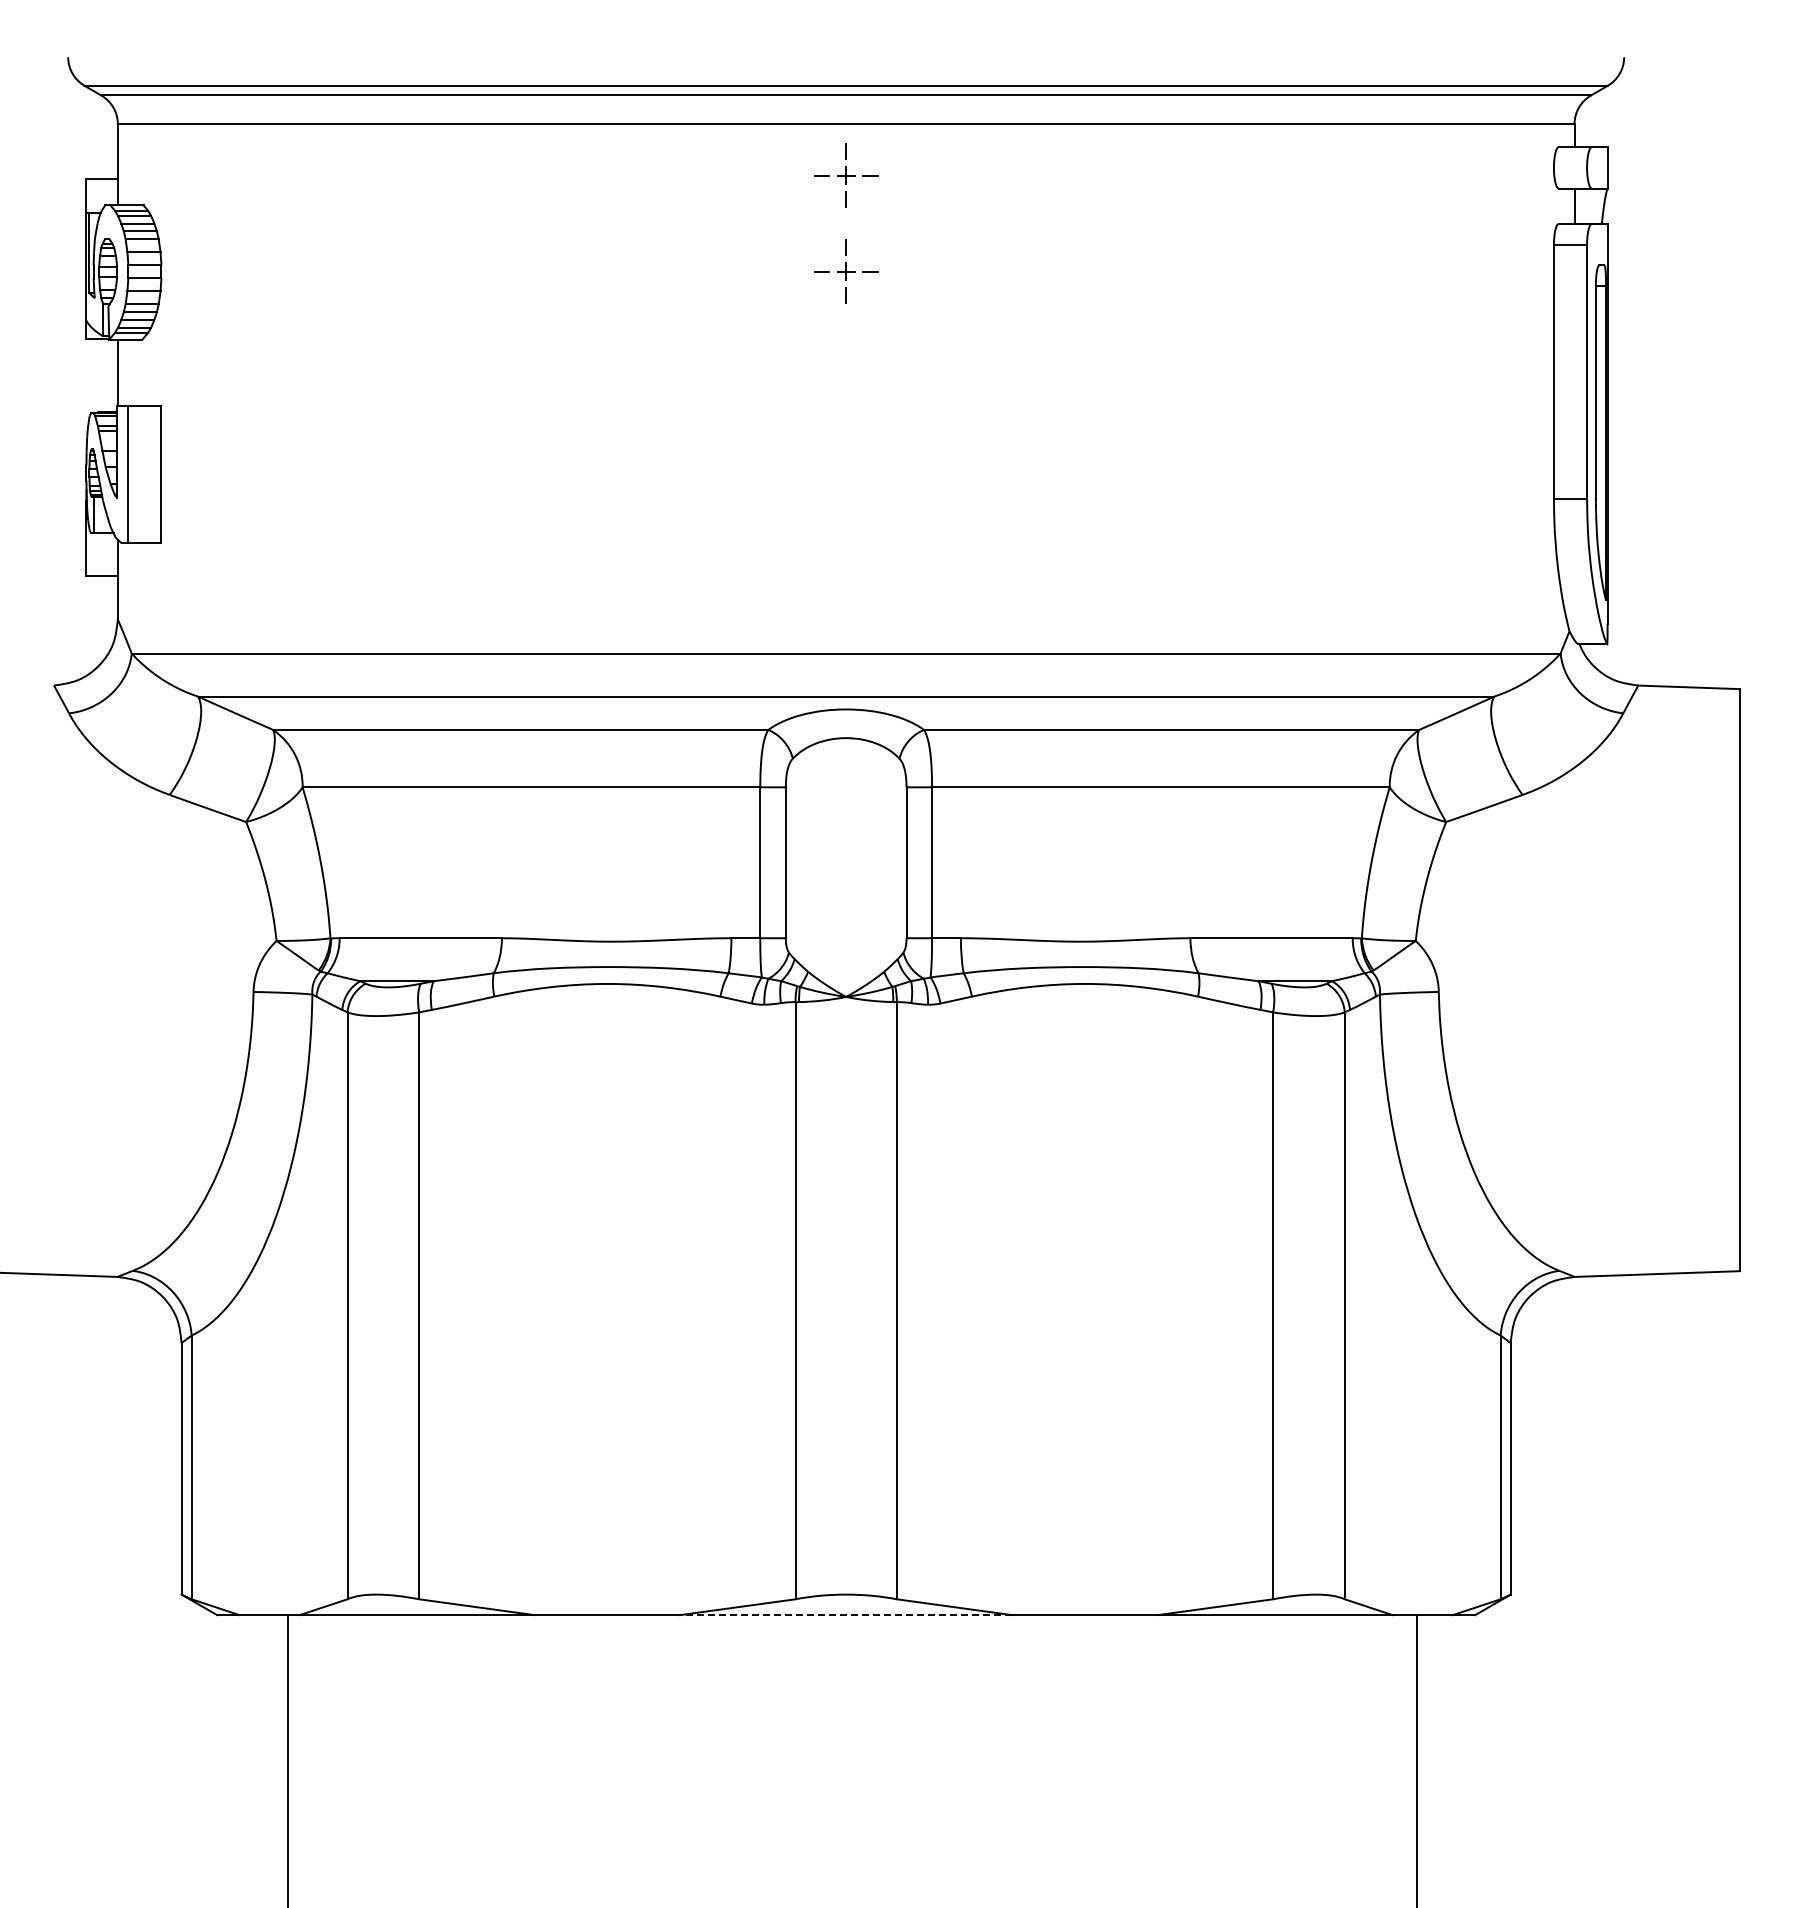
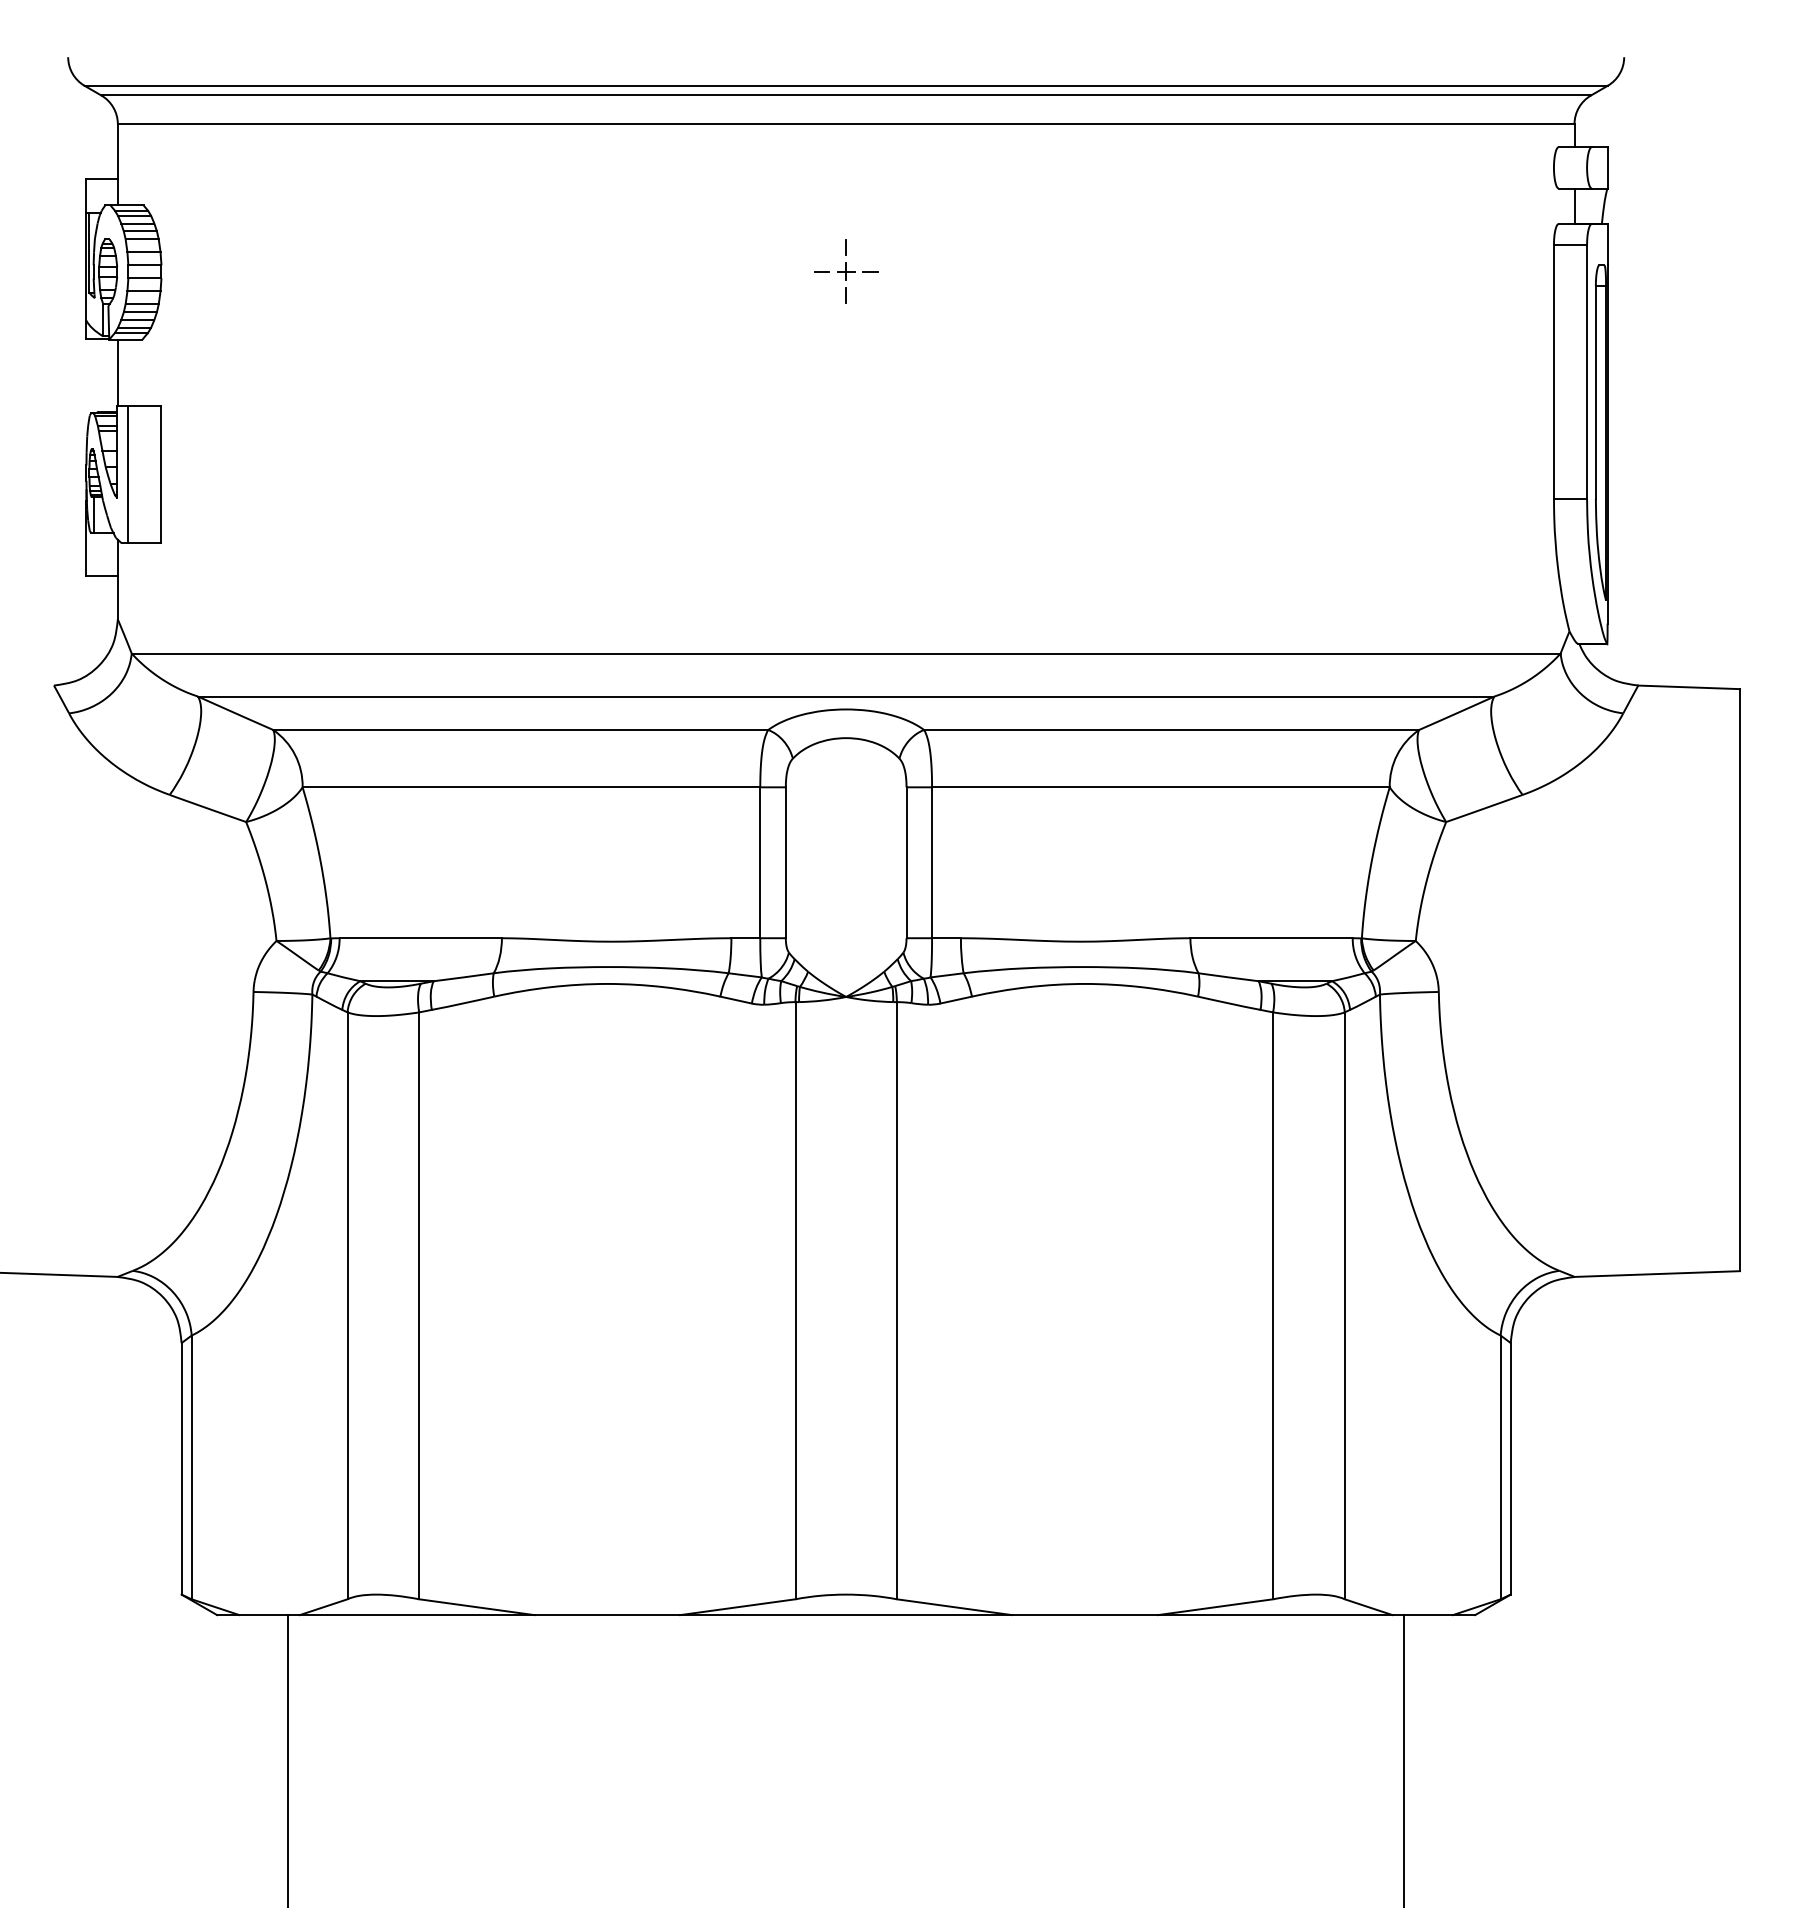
part: present -> none (846, 175)
line: dashed -> solid (846, 1615)
line position: (1417, 1759) -> (1404, 1759) (1404, 1759)
